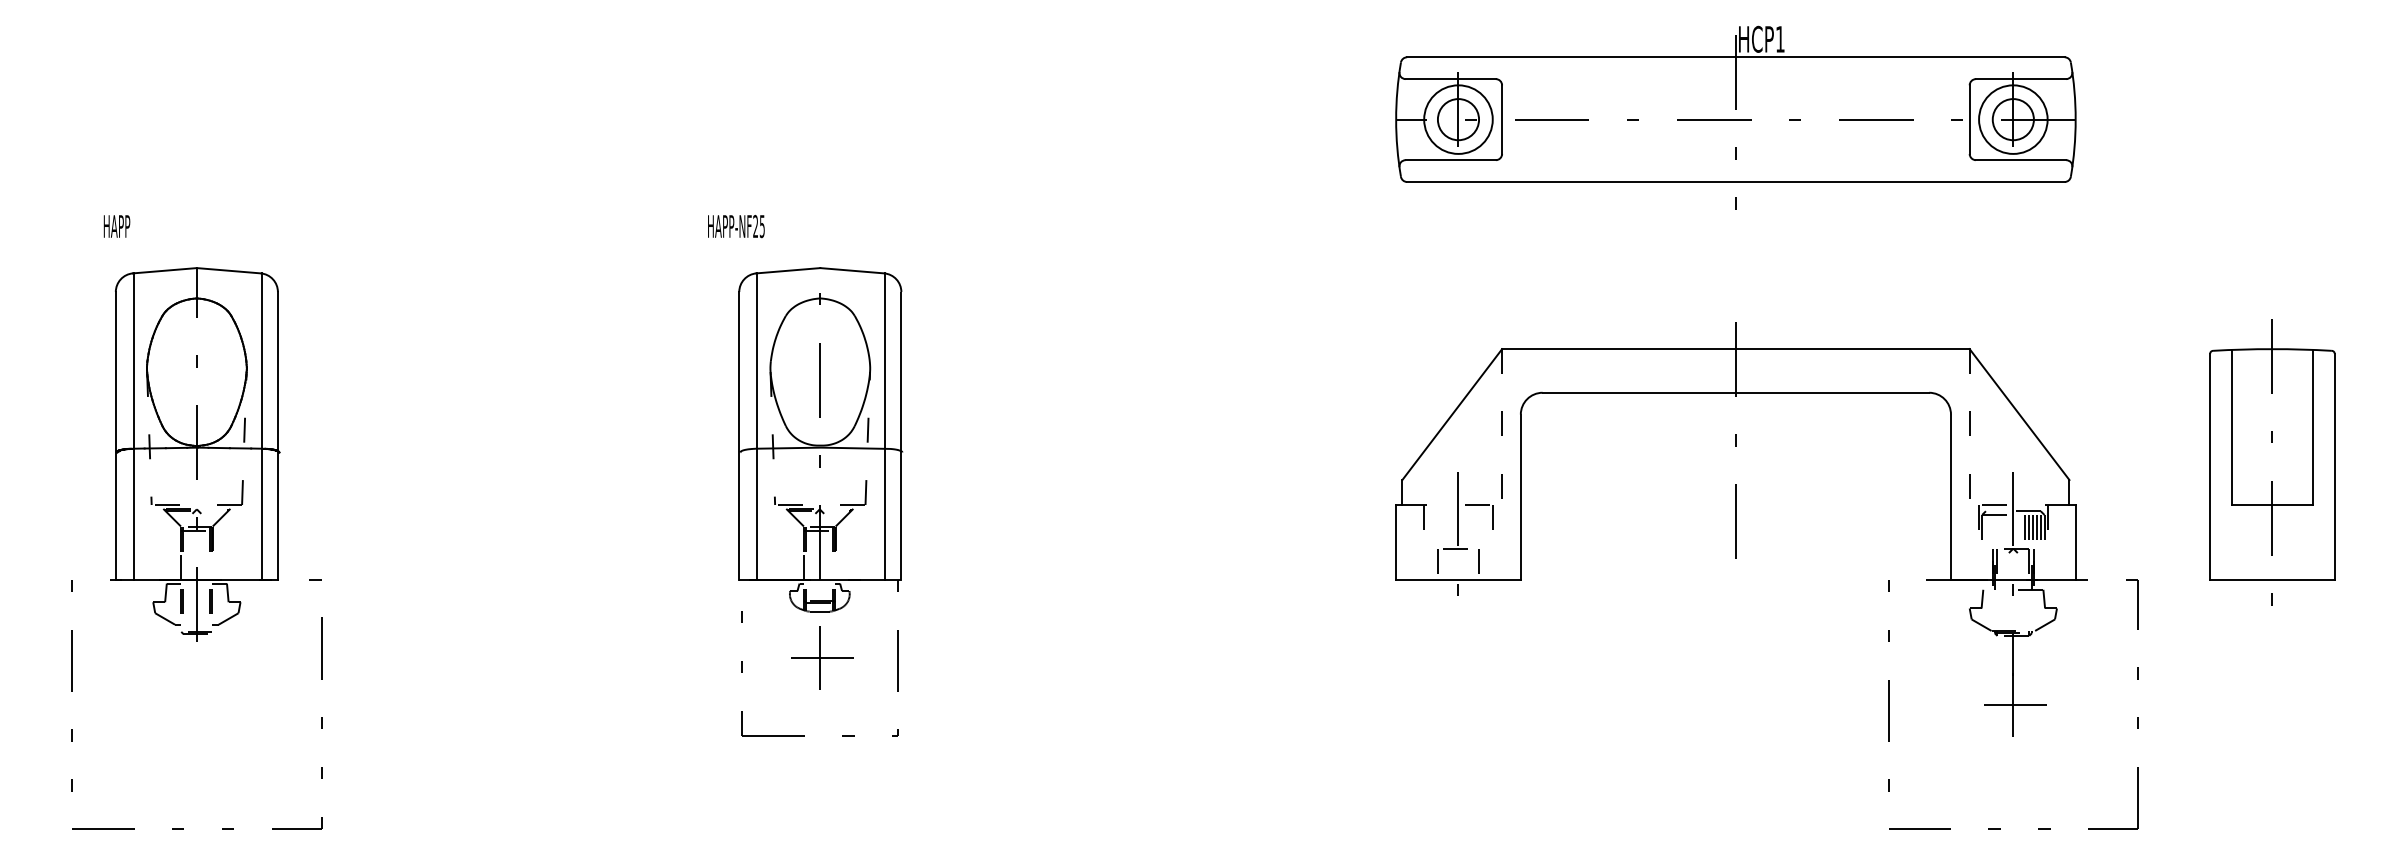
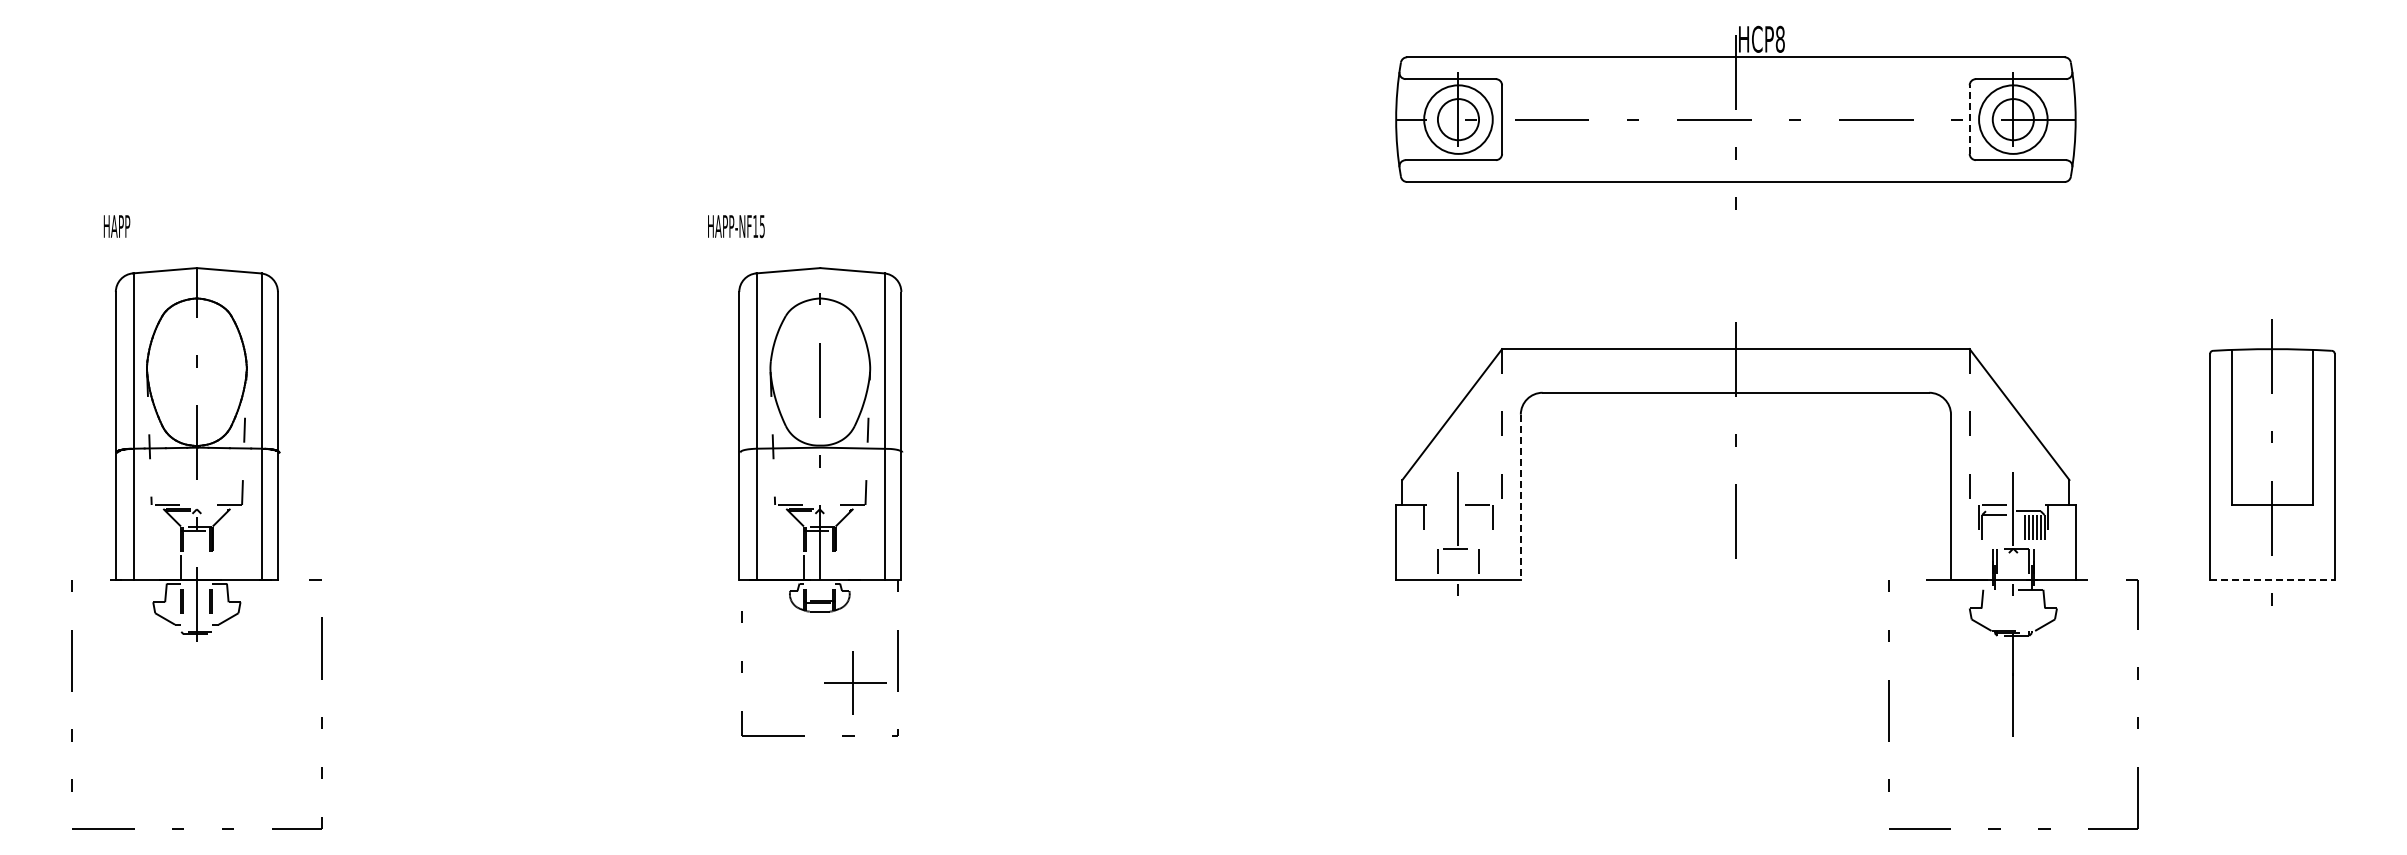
text: HCP1 -> HCP8 (1779, 38)
line: solid -> dashed (1969, 119)
text: HAPP-NF25 -> HAPP-NF15 (755, 225)
line: solid -> dashed (1520, 497)
line: solid -> dashed (2272, 579)
part position: (822, 657) -> (855, 682) (855, 682)
line: present -> none (2015, 704)
